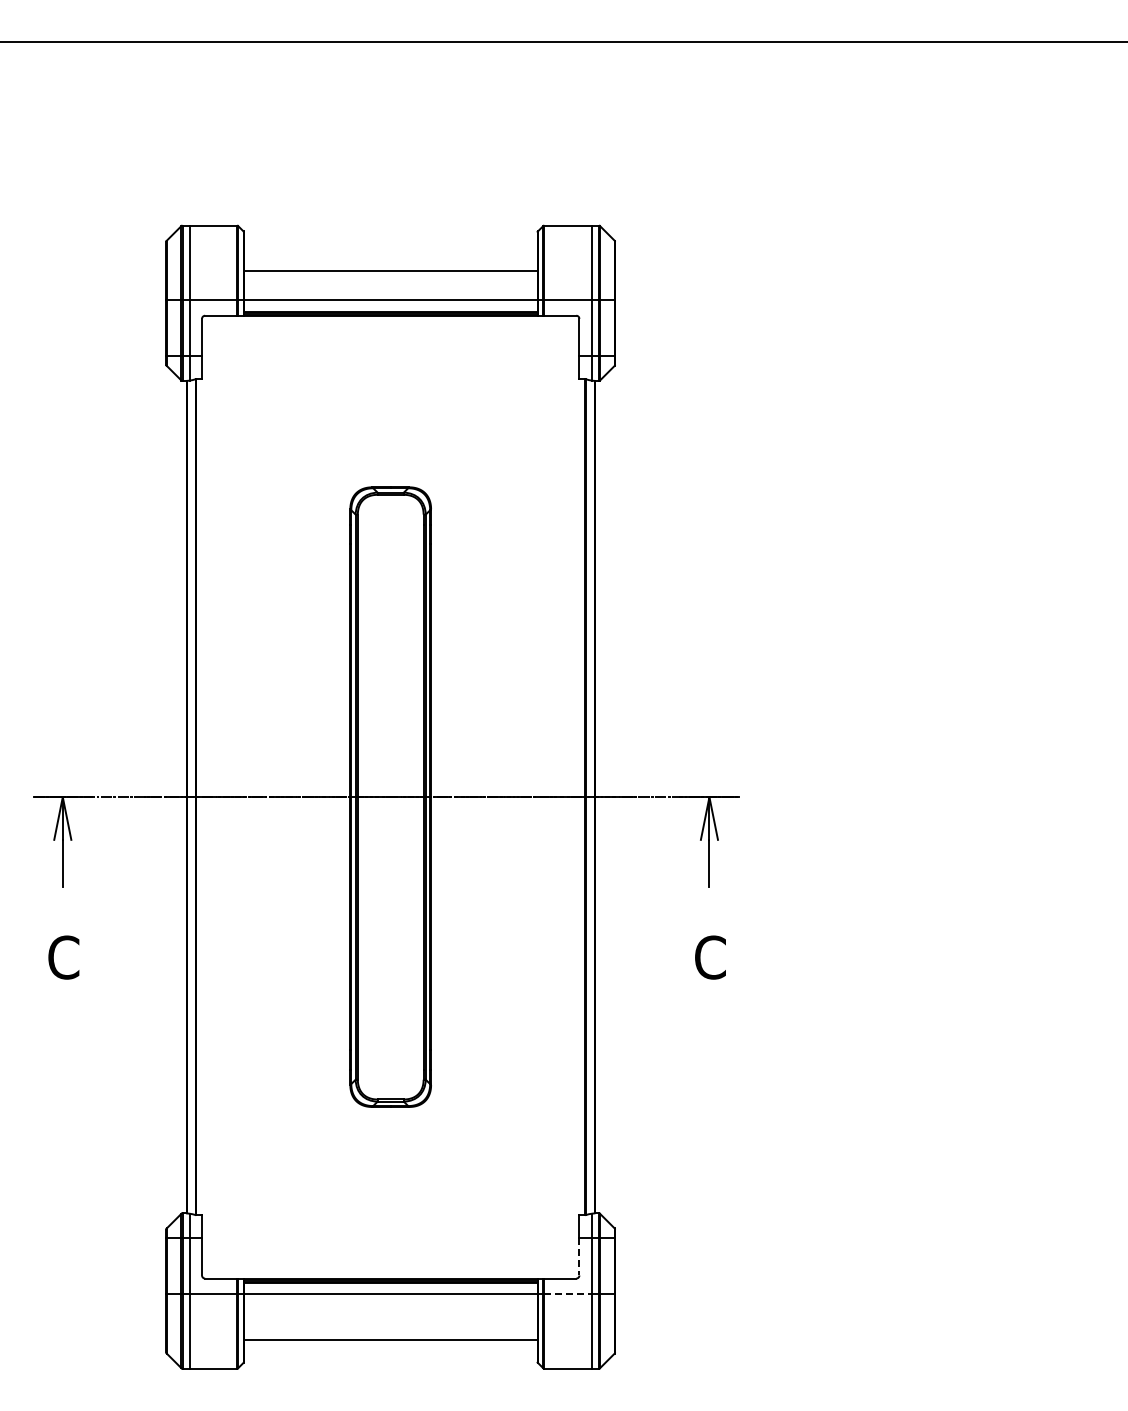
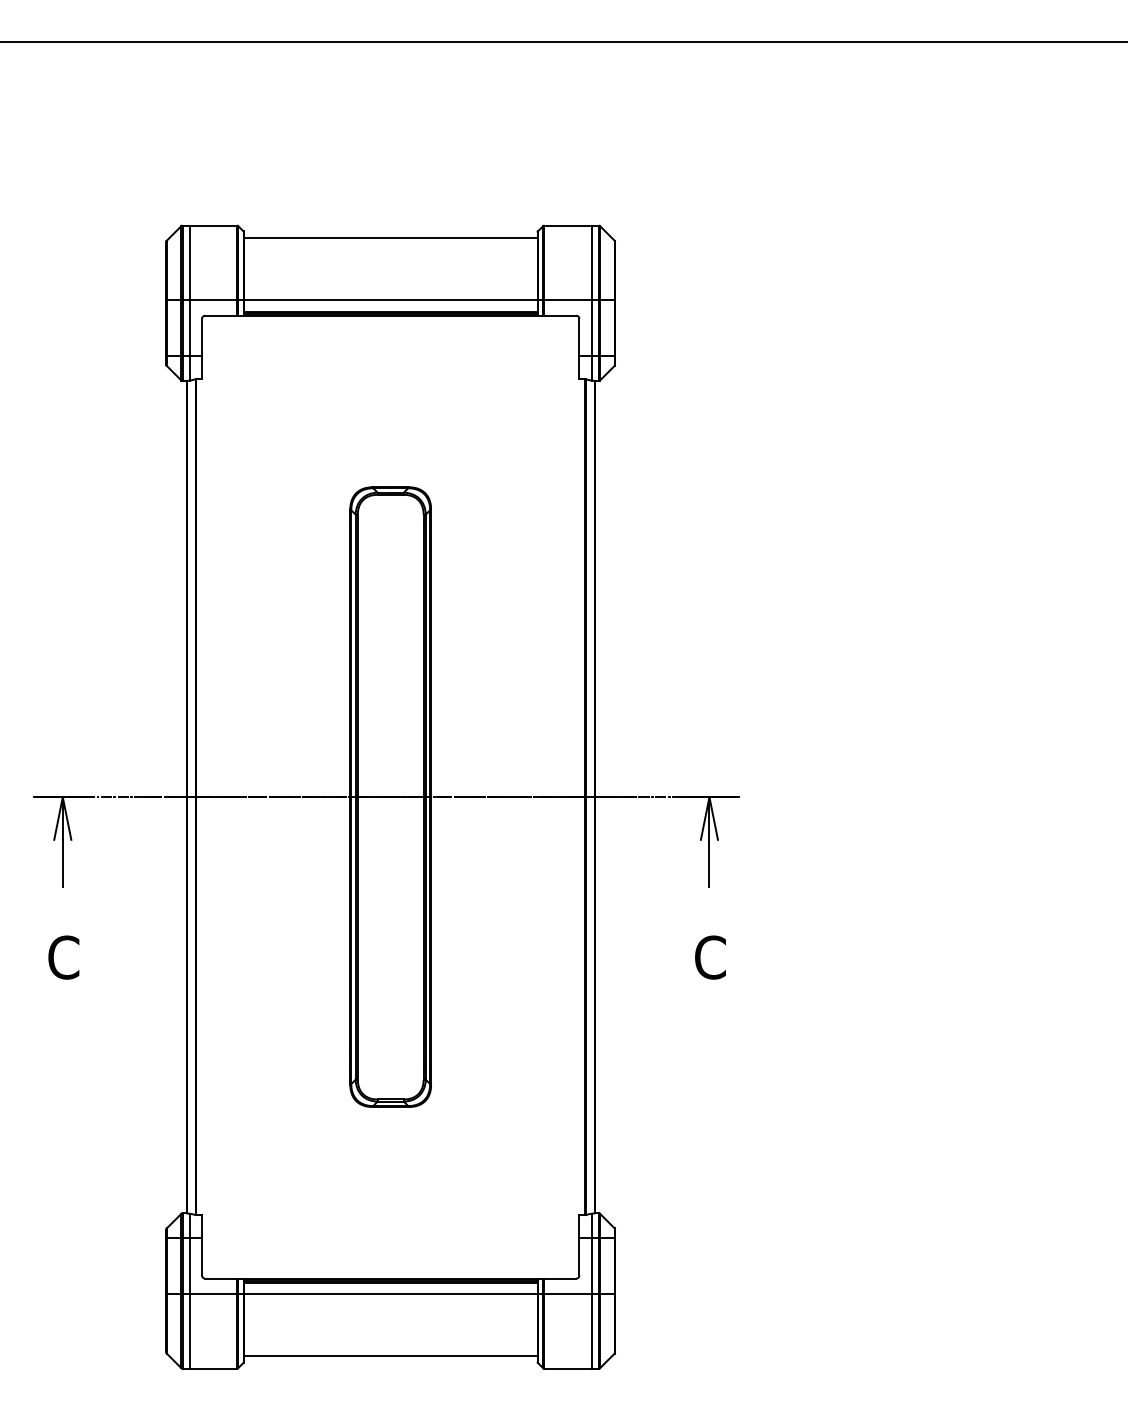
line position: (390, 271) -> (390, 238) (390, 238)
line: dashed -> solid (579, 1256)
line: dashed -> solid (568, 1294)
line position: (390, 1340) -> (390, 1356) (390, 1356)
